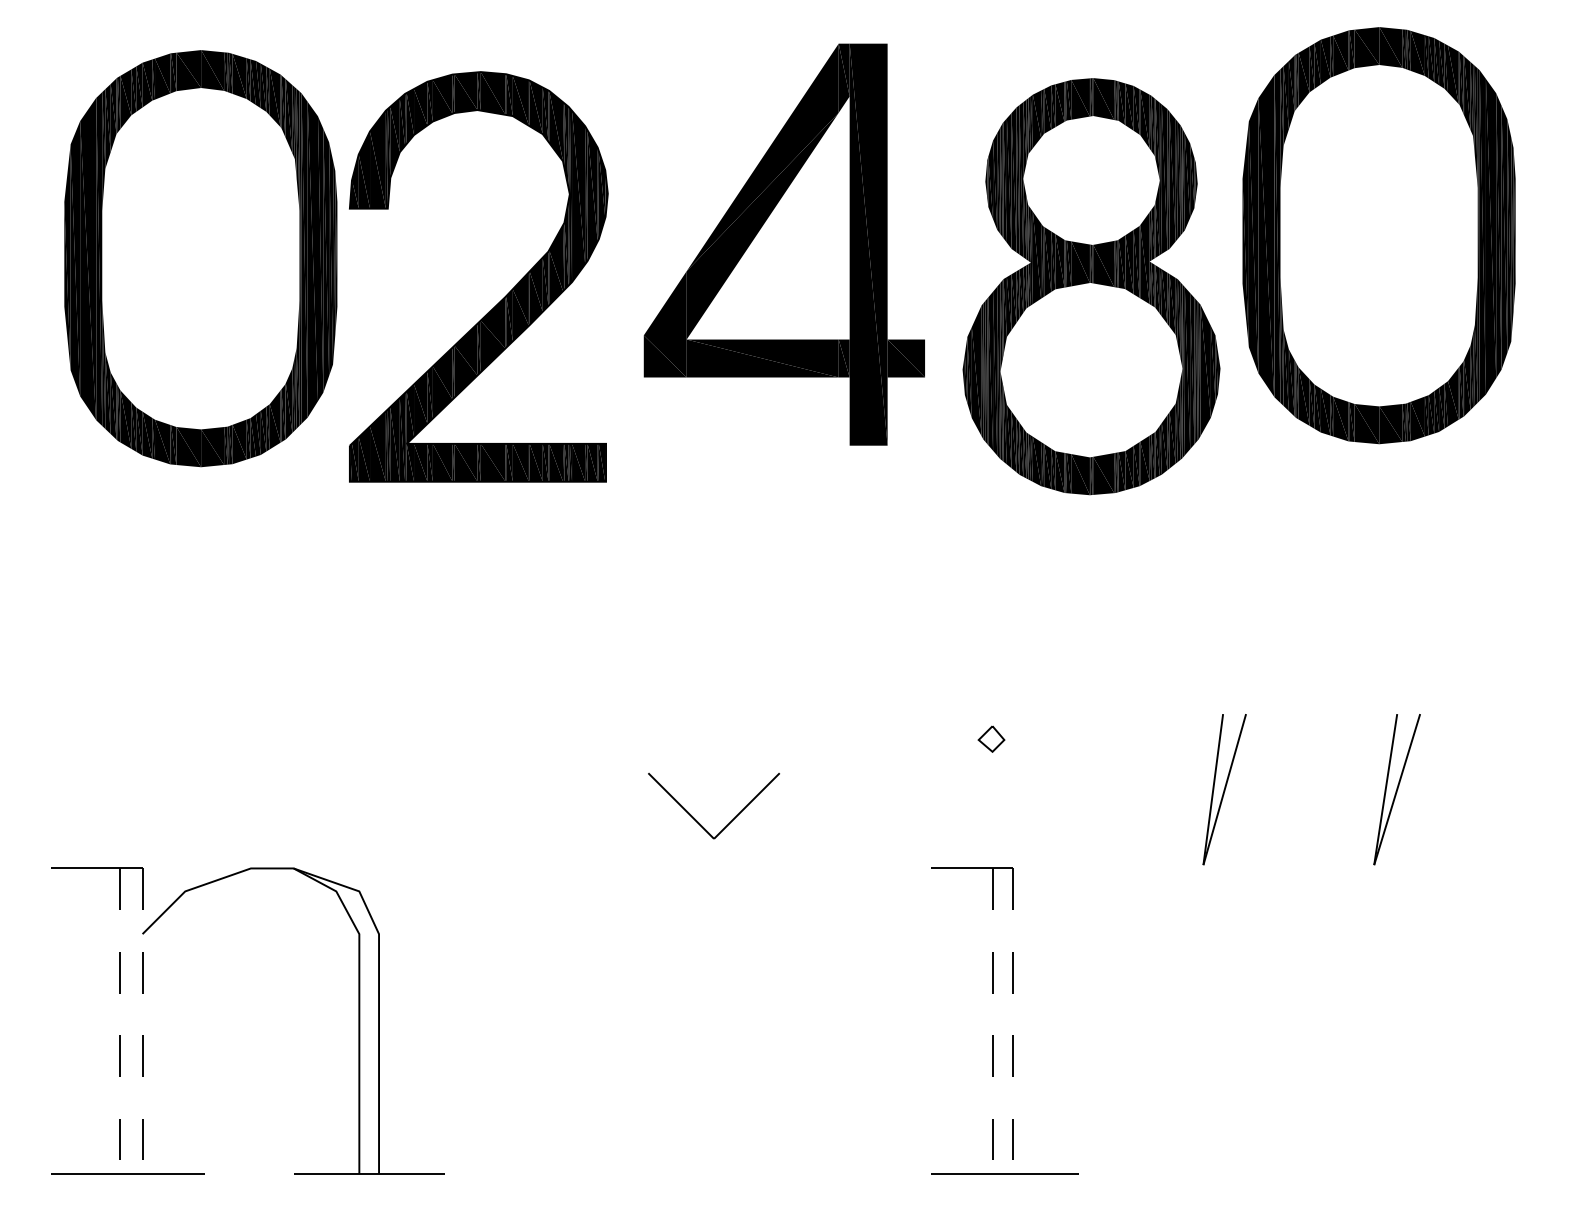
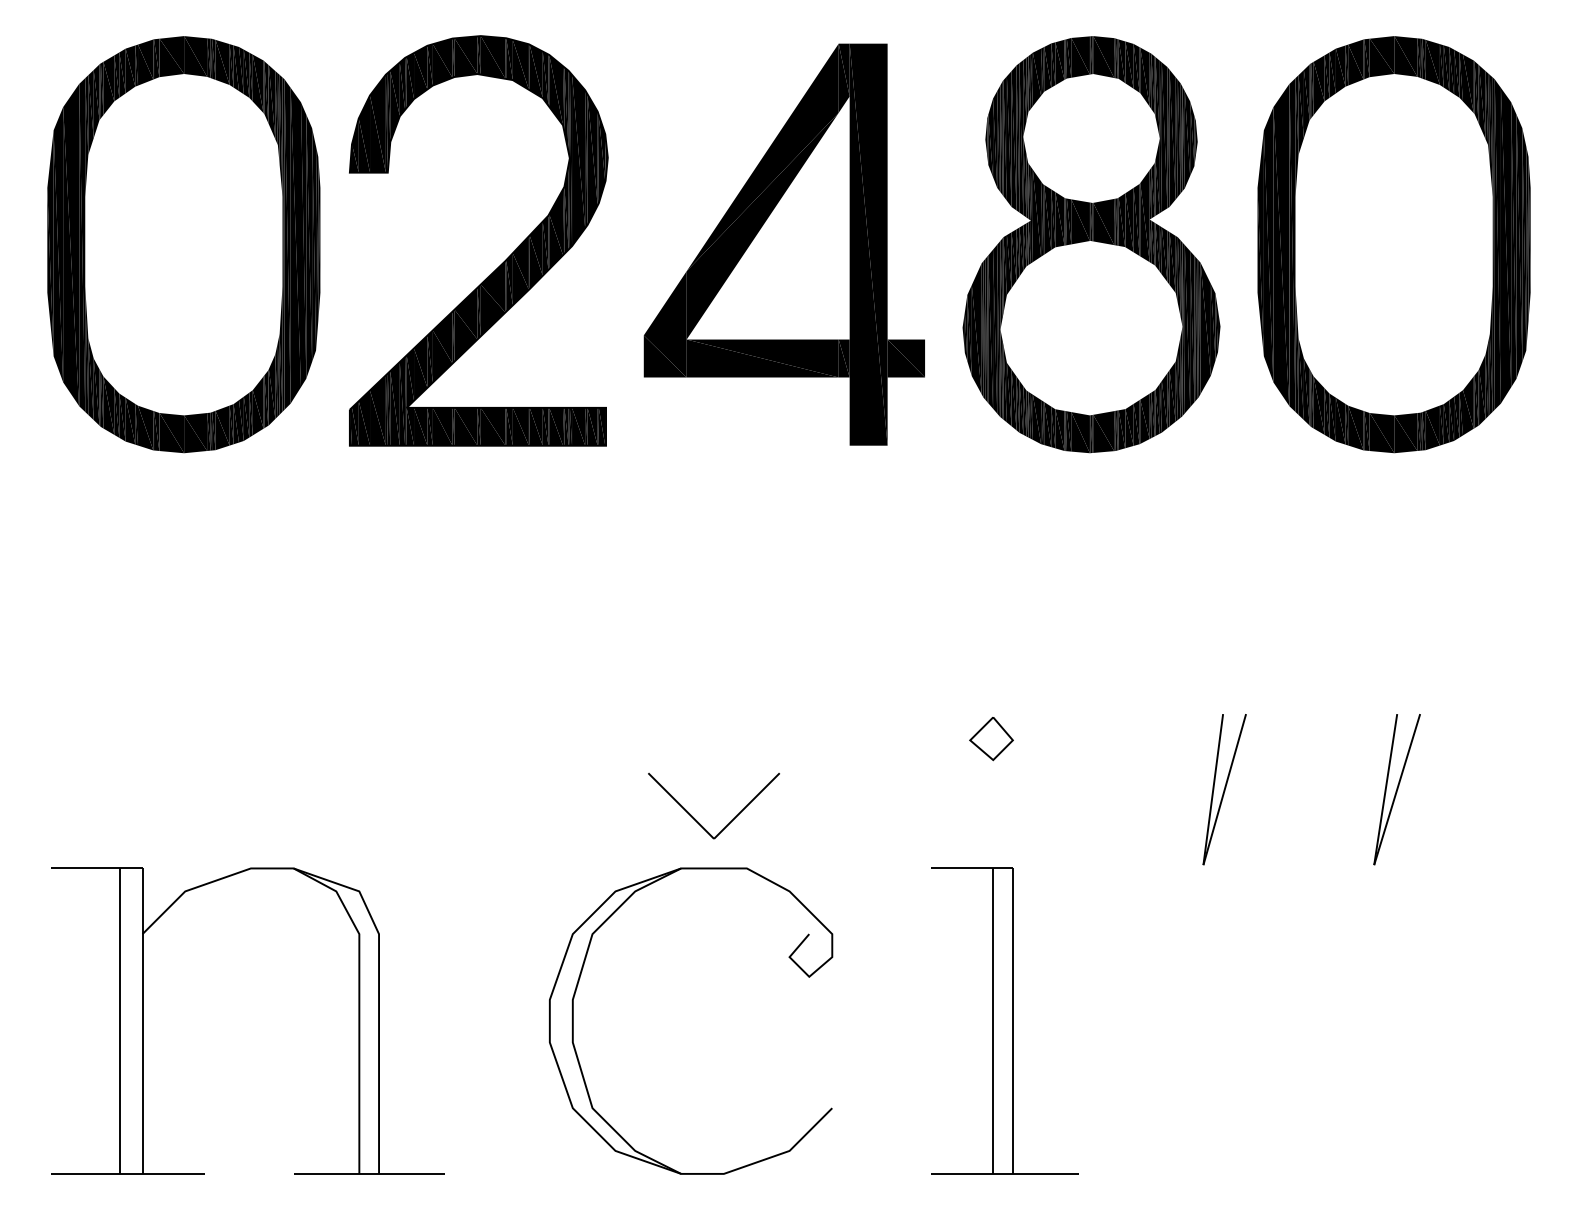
part position: (1378, 235) -> (1393, 244) (1393, 244)
part position: (200, 258) -> (183, 244) (183, 244)
part position: (1091, 286) -> (1091, 244) (1091, 244)
part position: (501, 299) -> (501, 263) (501, 263)
part size: 29x28 px -> 45x45 px (991, 739)
part: none -> present (788, 957)
line: dashed -> solid (119, 1021)
line: dashed -> solid (142, 1021)
line: dashed -> solid (993, 1021)
line: dashed -> solid (1012, 1021)
